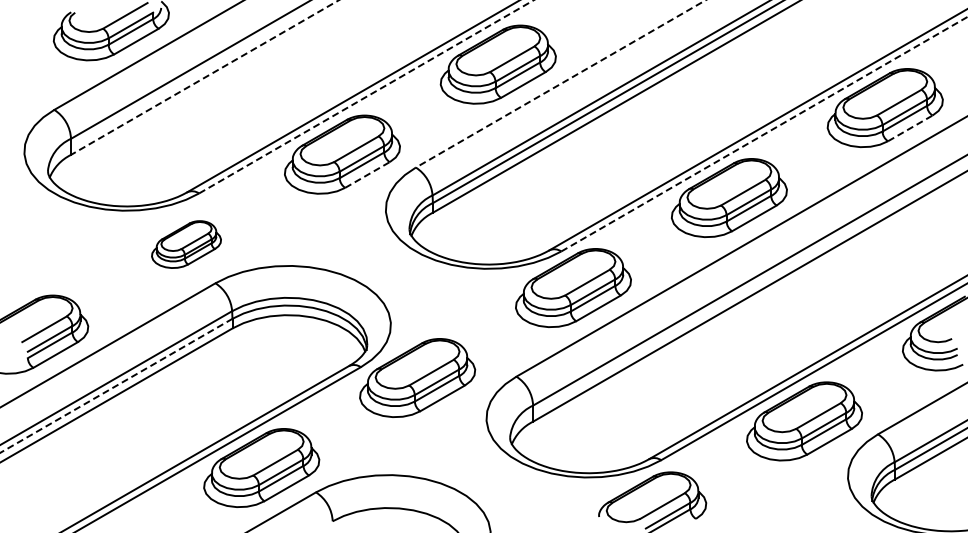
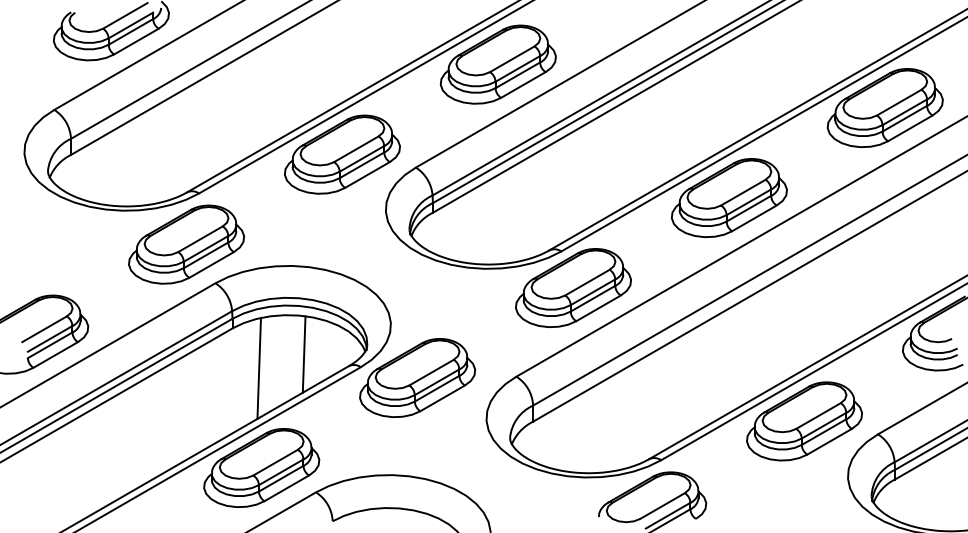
line: dashed -> solid (205, 77)
line: dashed -> solid (560, 84)
line: dashed -> solid (367, 96)
line: dashed -> solid (910, 128)
line: dashed -> solid (764, 134)
line: dashed -> solid (367, 174)
part size: 71x49 px -> 117x81 px (186, 244)
line: none -> present (303, 354)
line: none -> present (259, 367)
line: dashed -> solid (116, 385)
